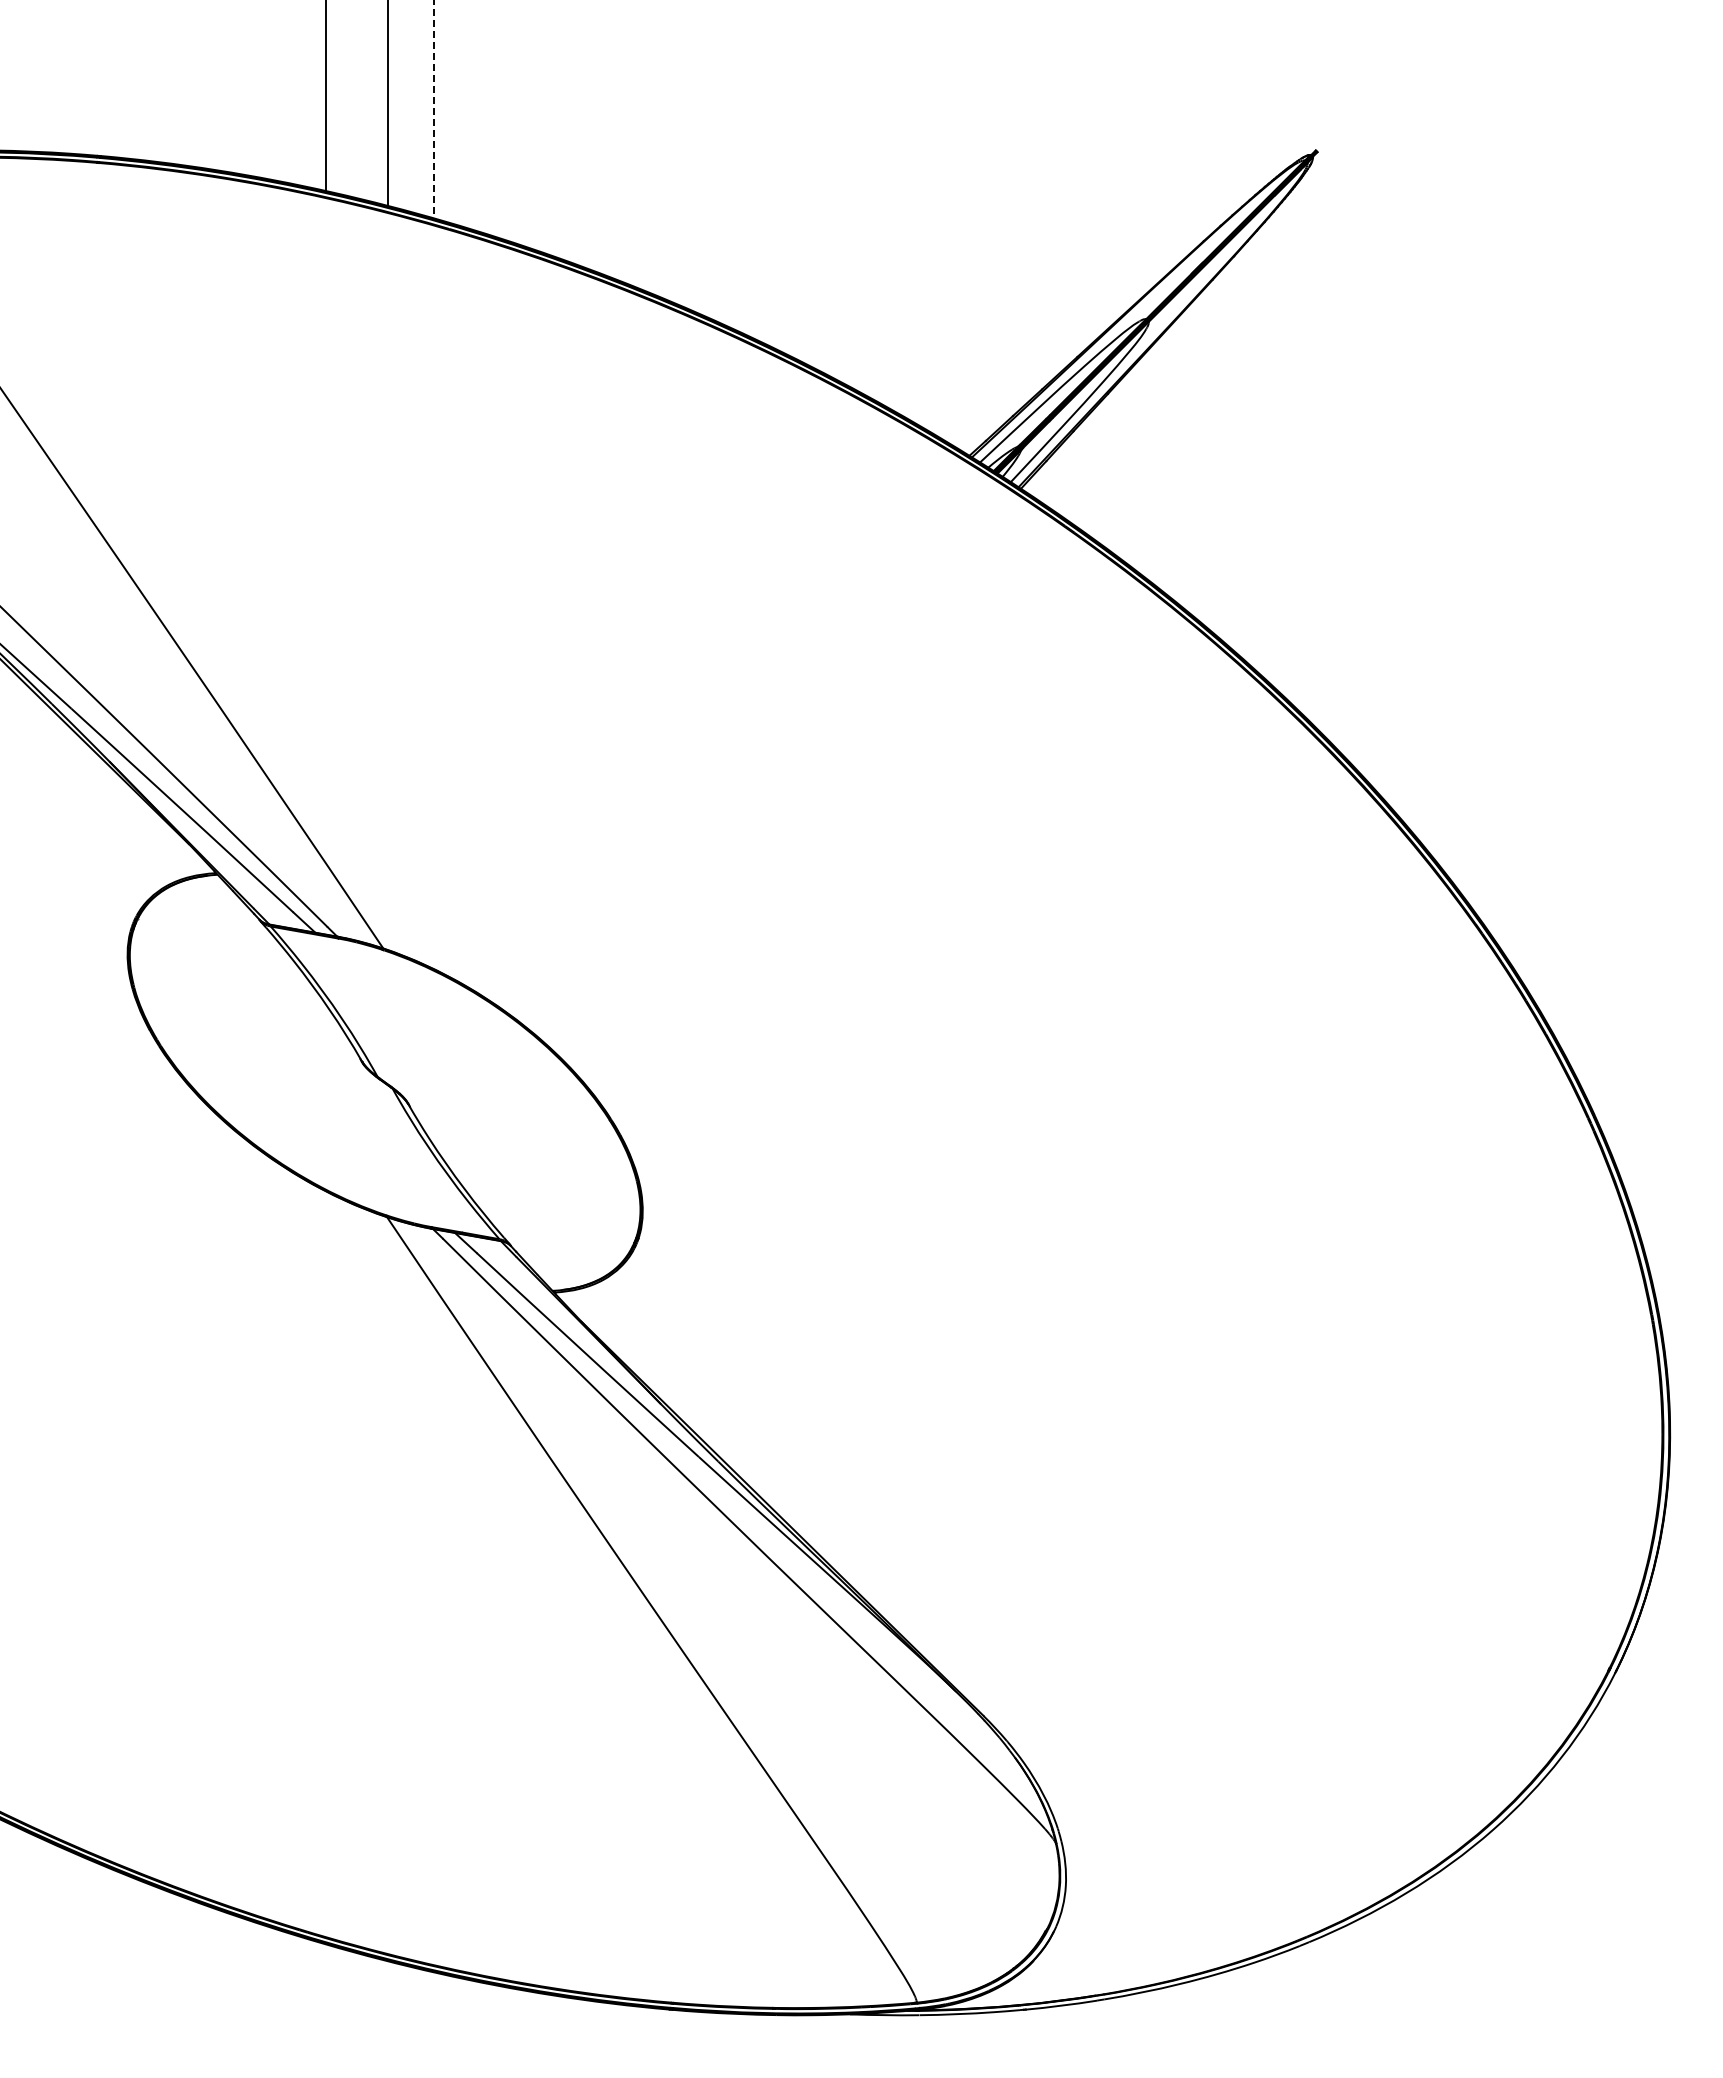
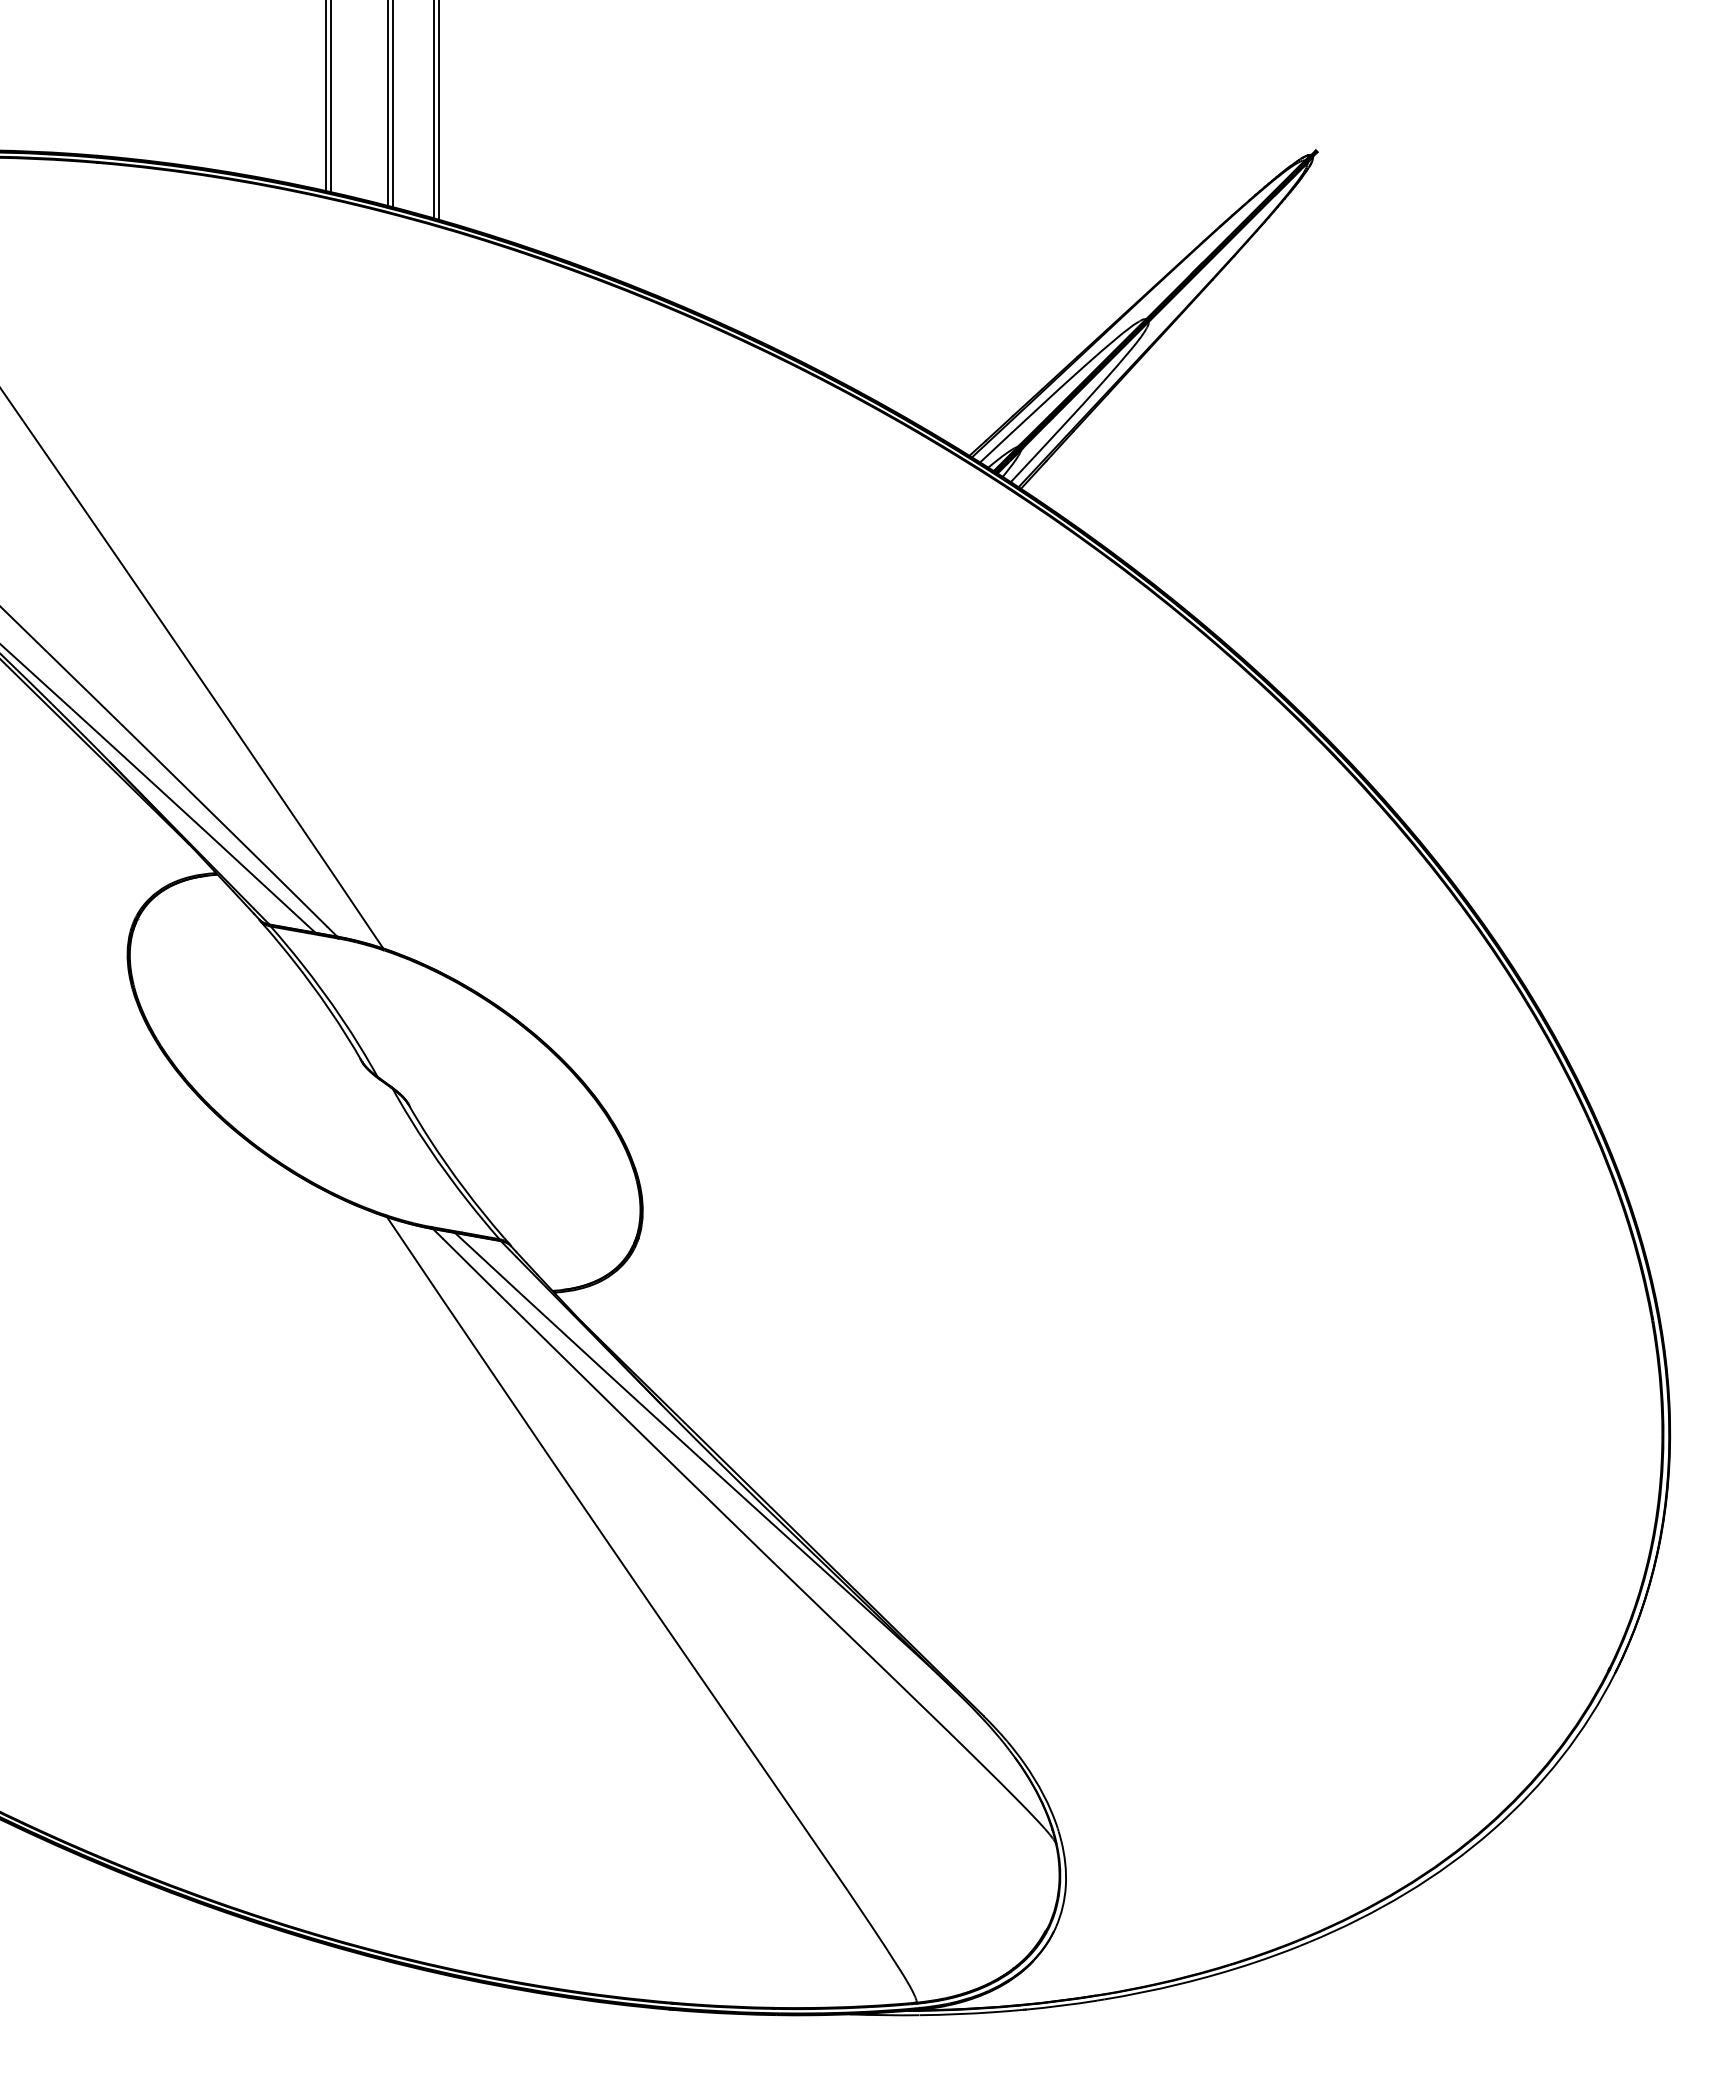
line: none -> present (331, 97)
line: none -> present (393, 104)
line: dashed -> solid (433, 109)
line: none -> present (438, 110)
